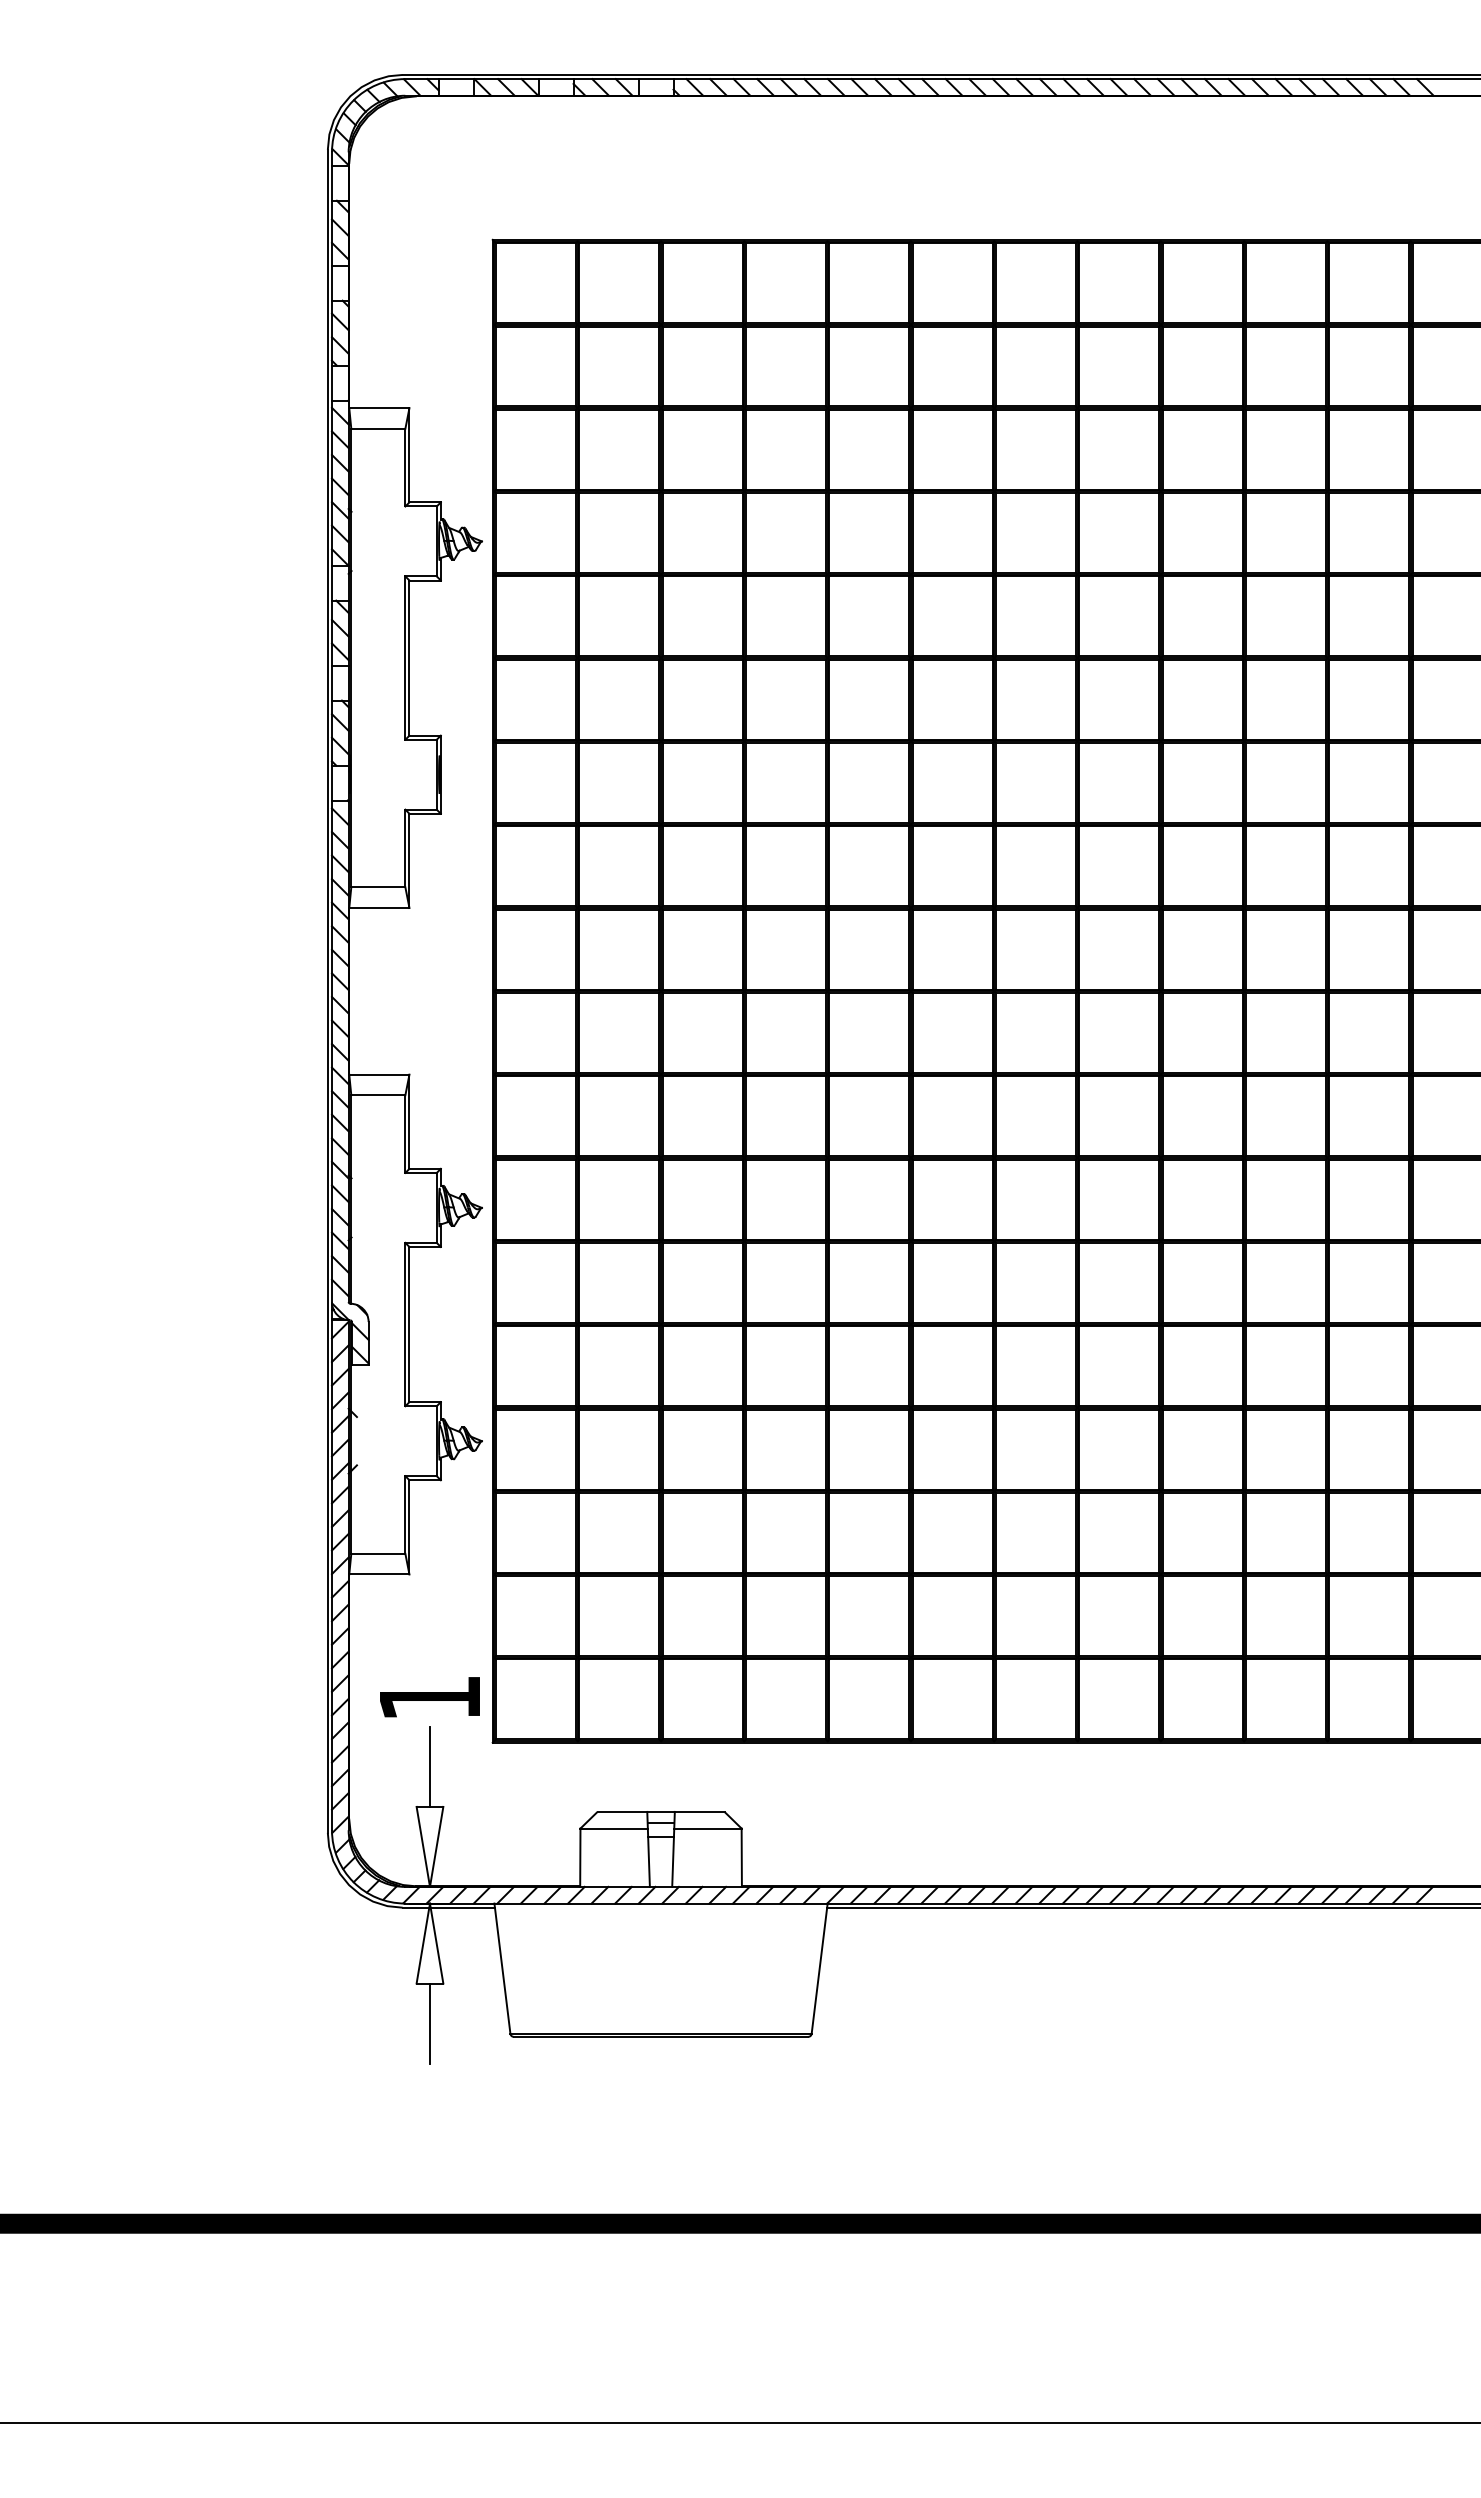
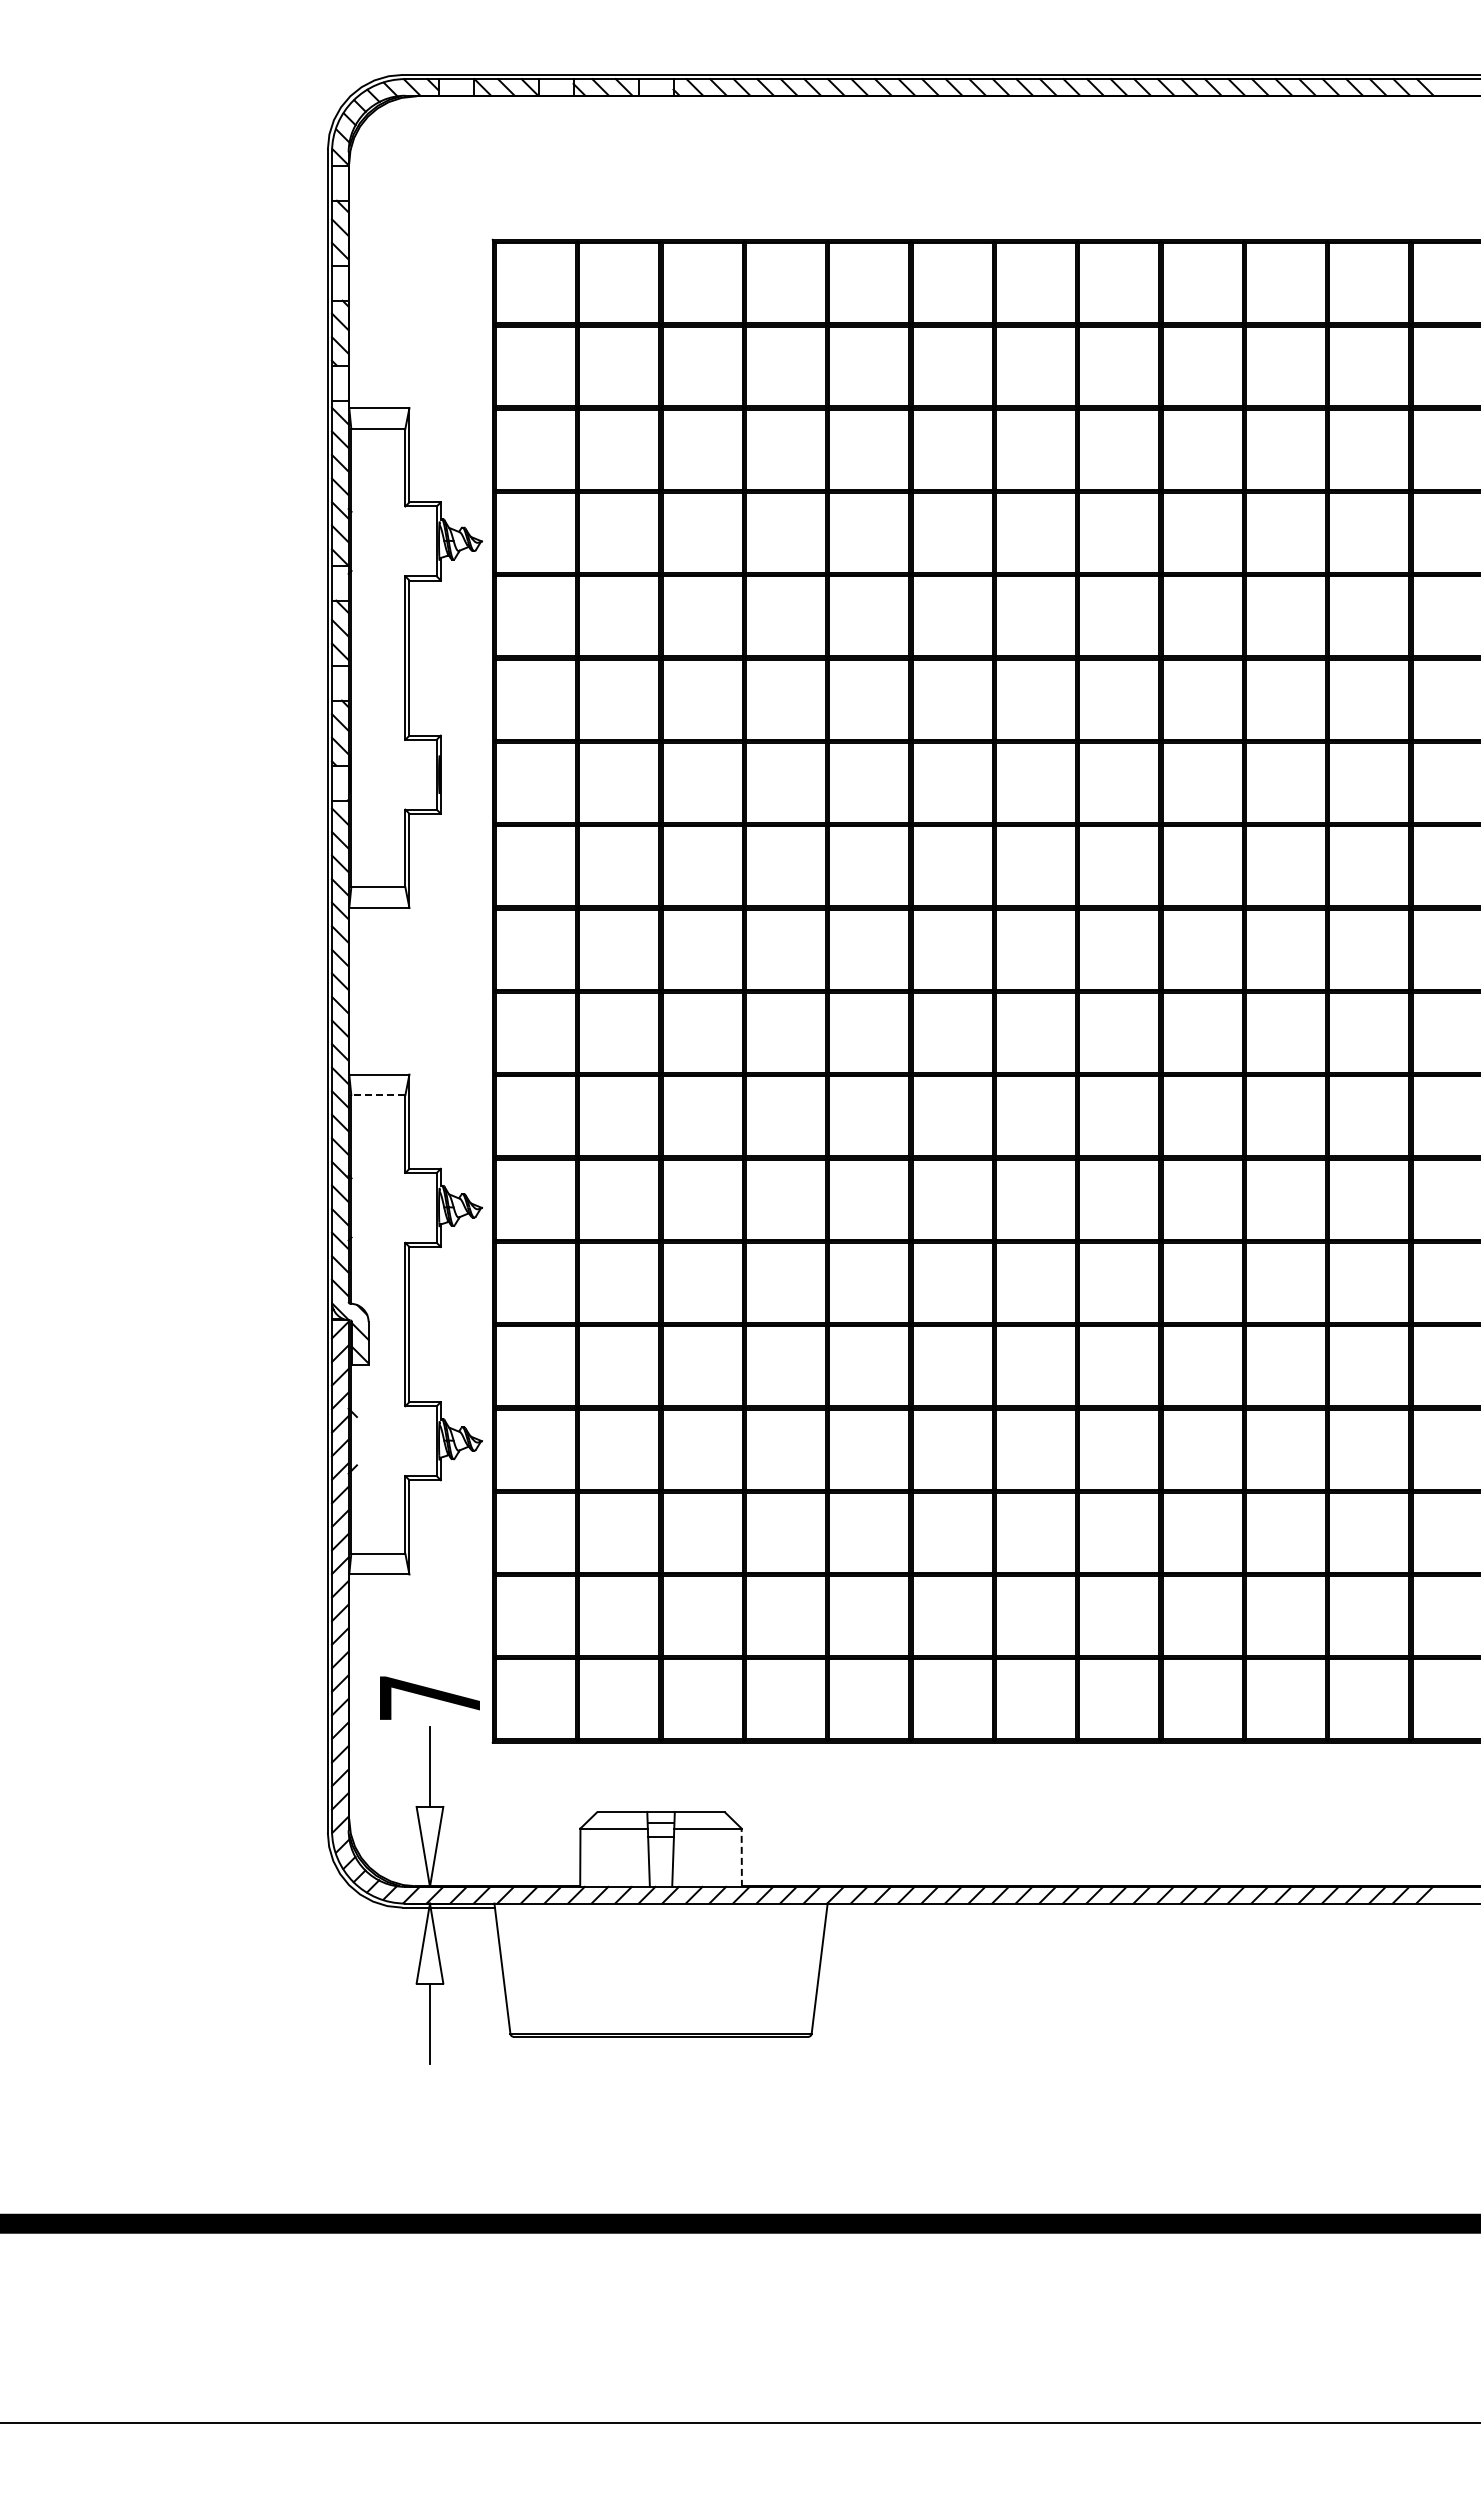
line: solid -> dashed (377, 1095)
text: 1 -> 7 (429, 1697)
line: solid -> dashed (741, 1857)
line: present -> none (1152, 1907)
